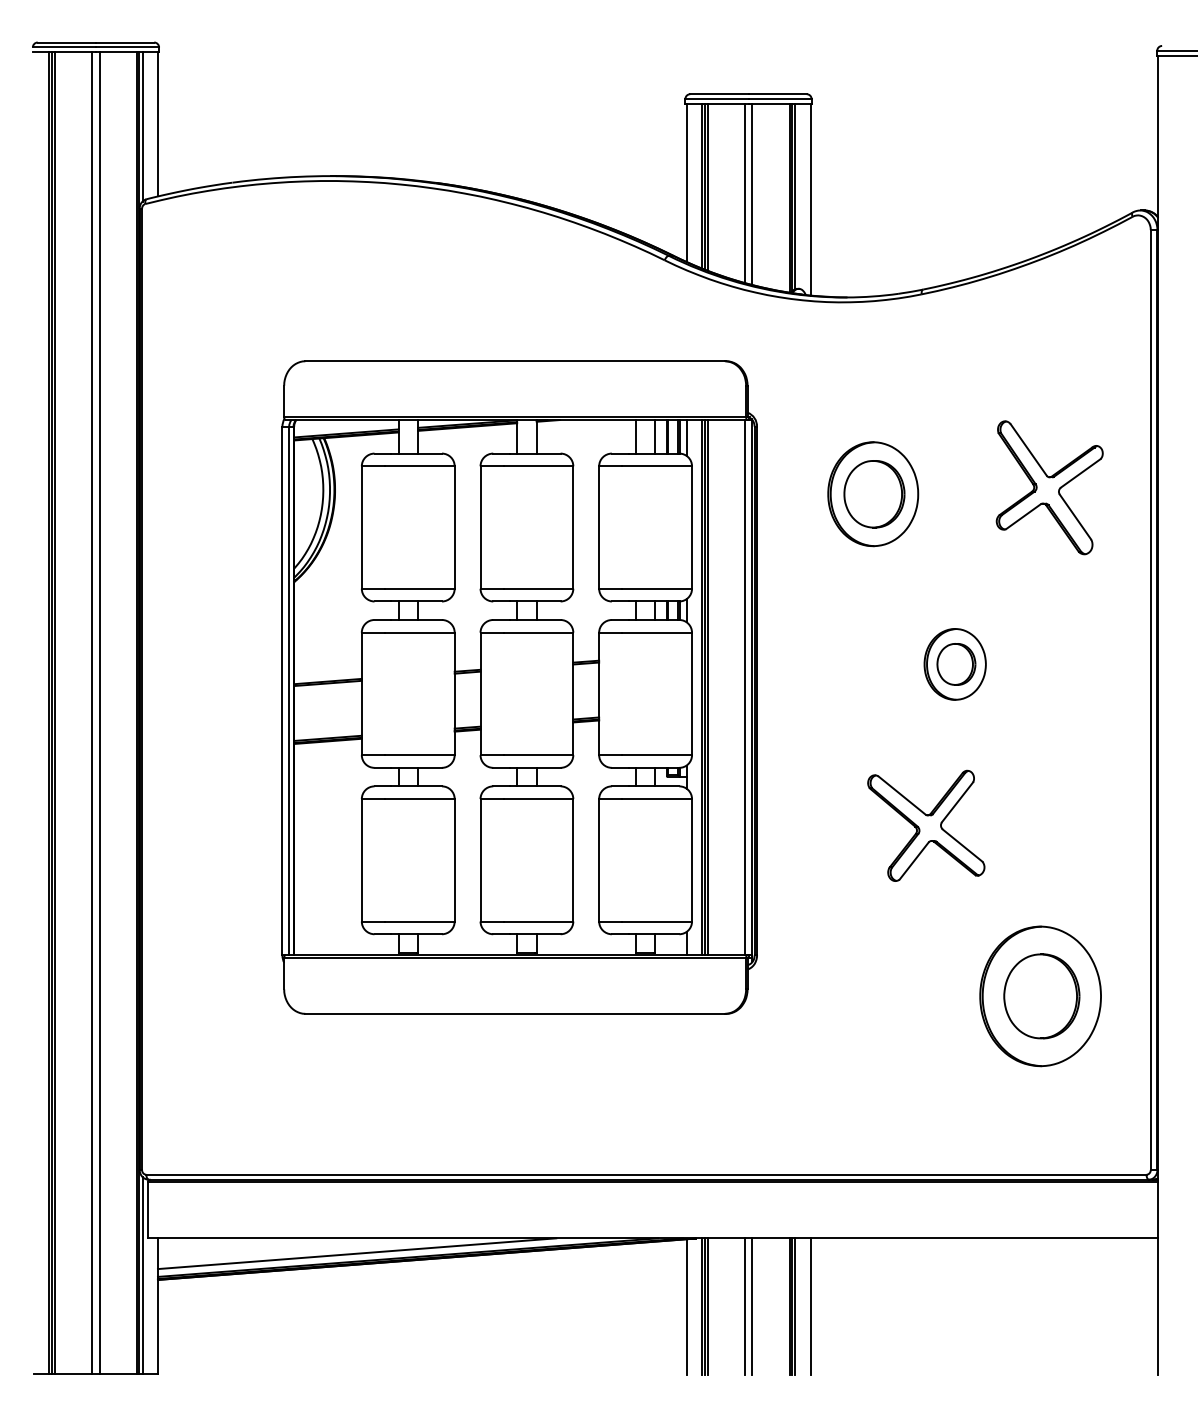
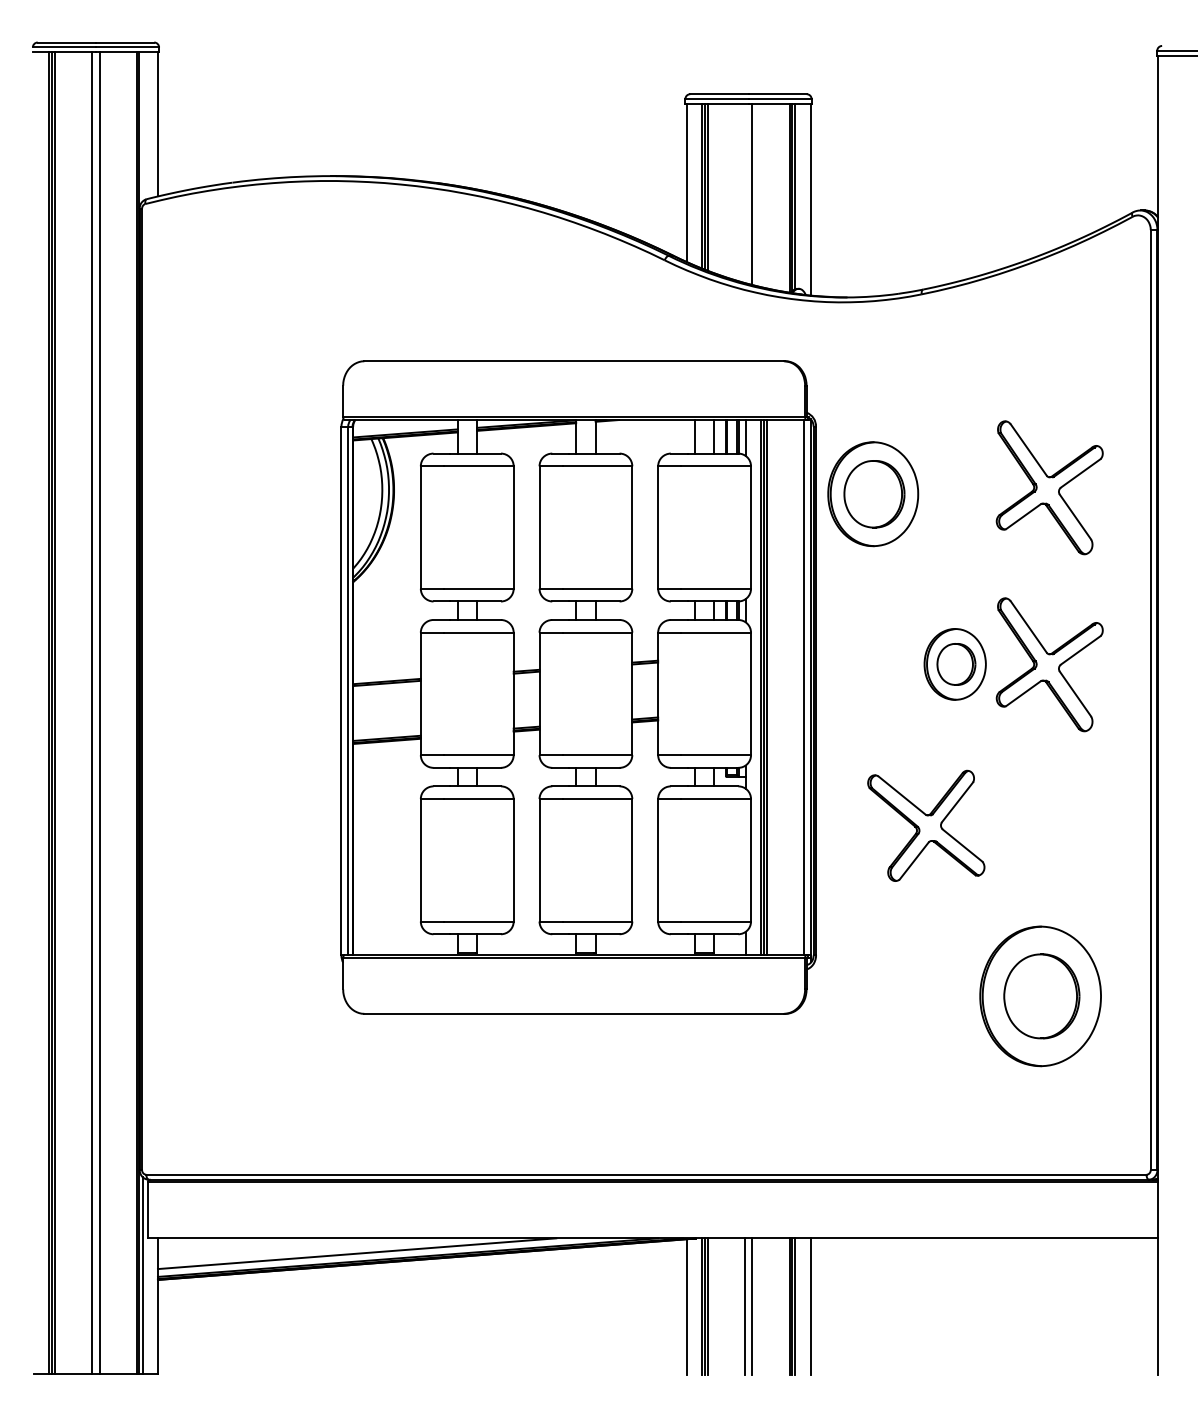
line: present -> none (142, 126)
line: present -> none (744, 193)
part: none -> present (1049, 664)
part position: (519, 687) -> (578, 687) (578, 687)
